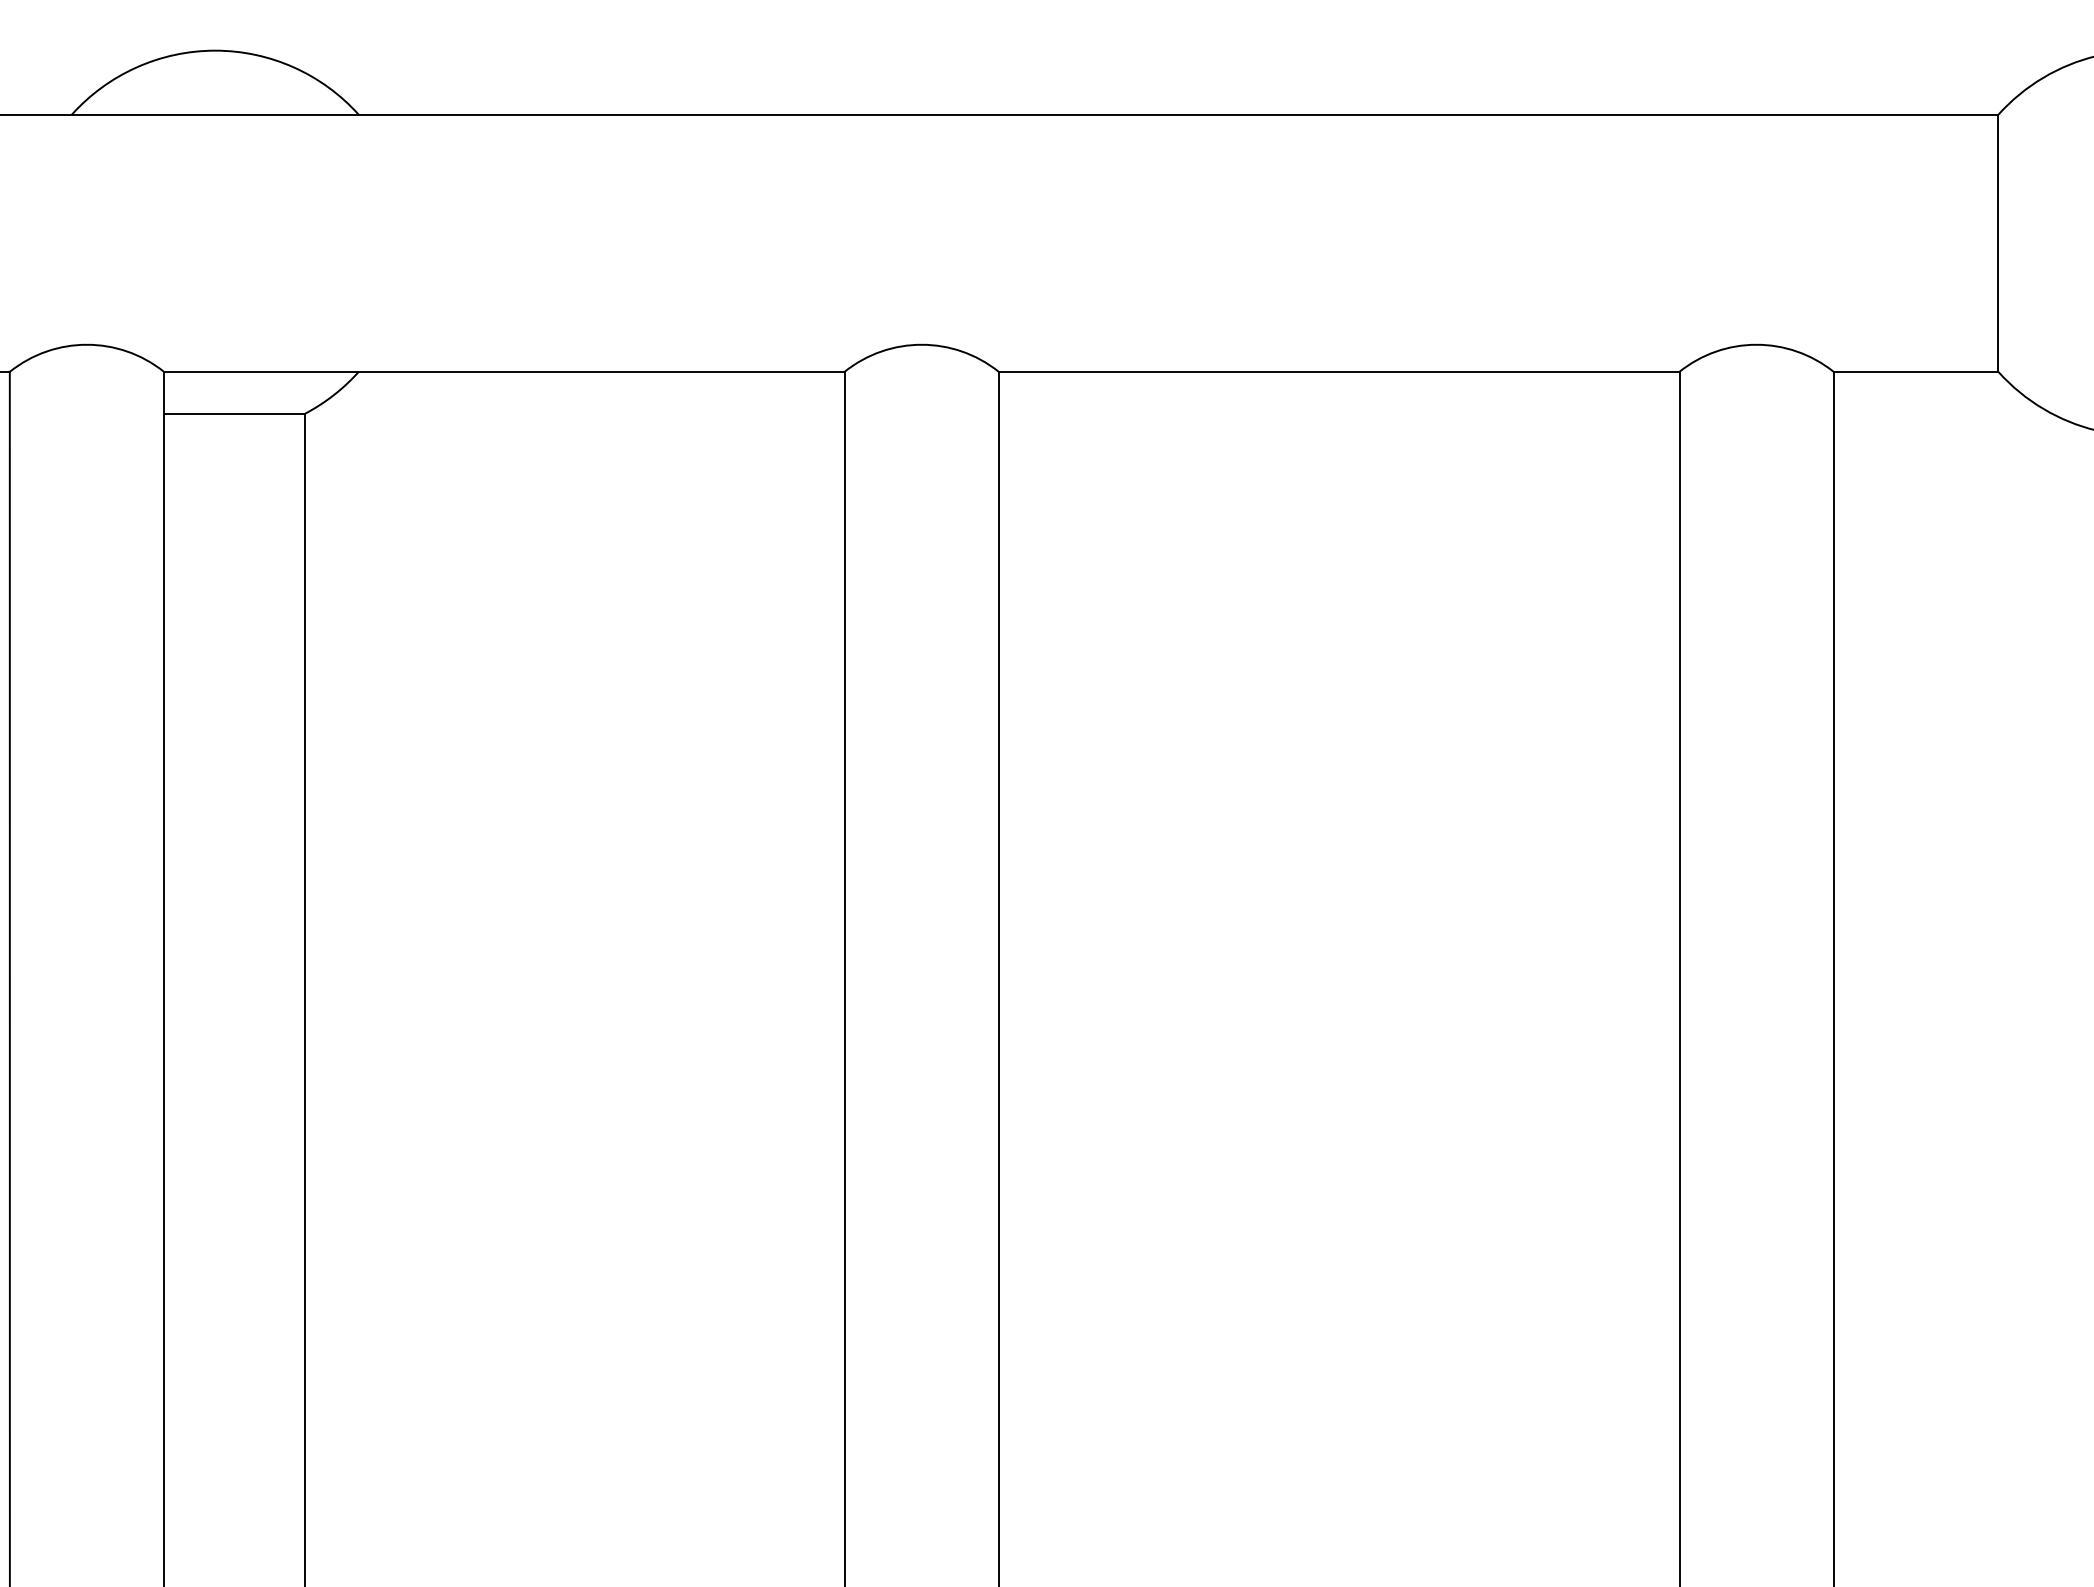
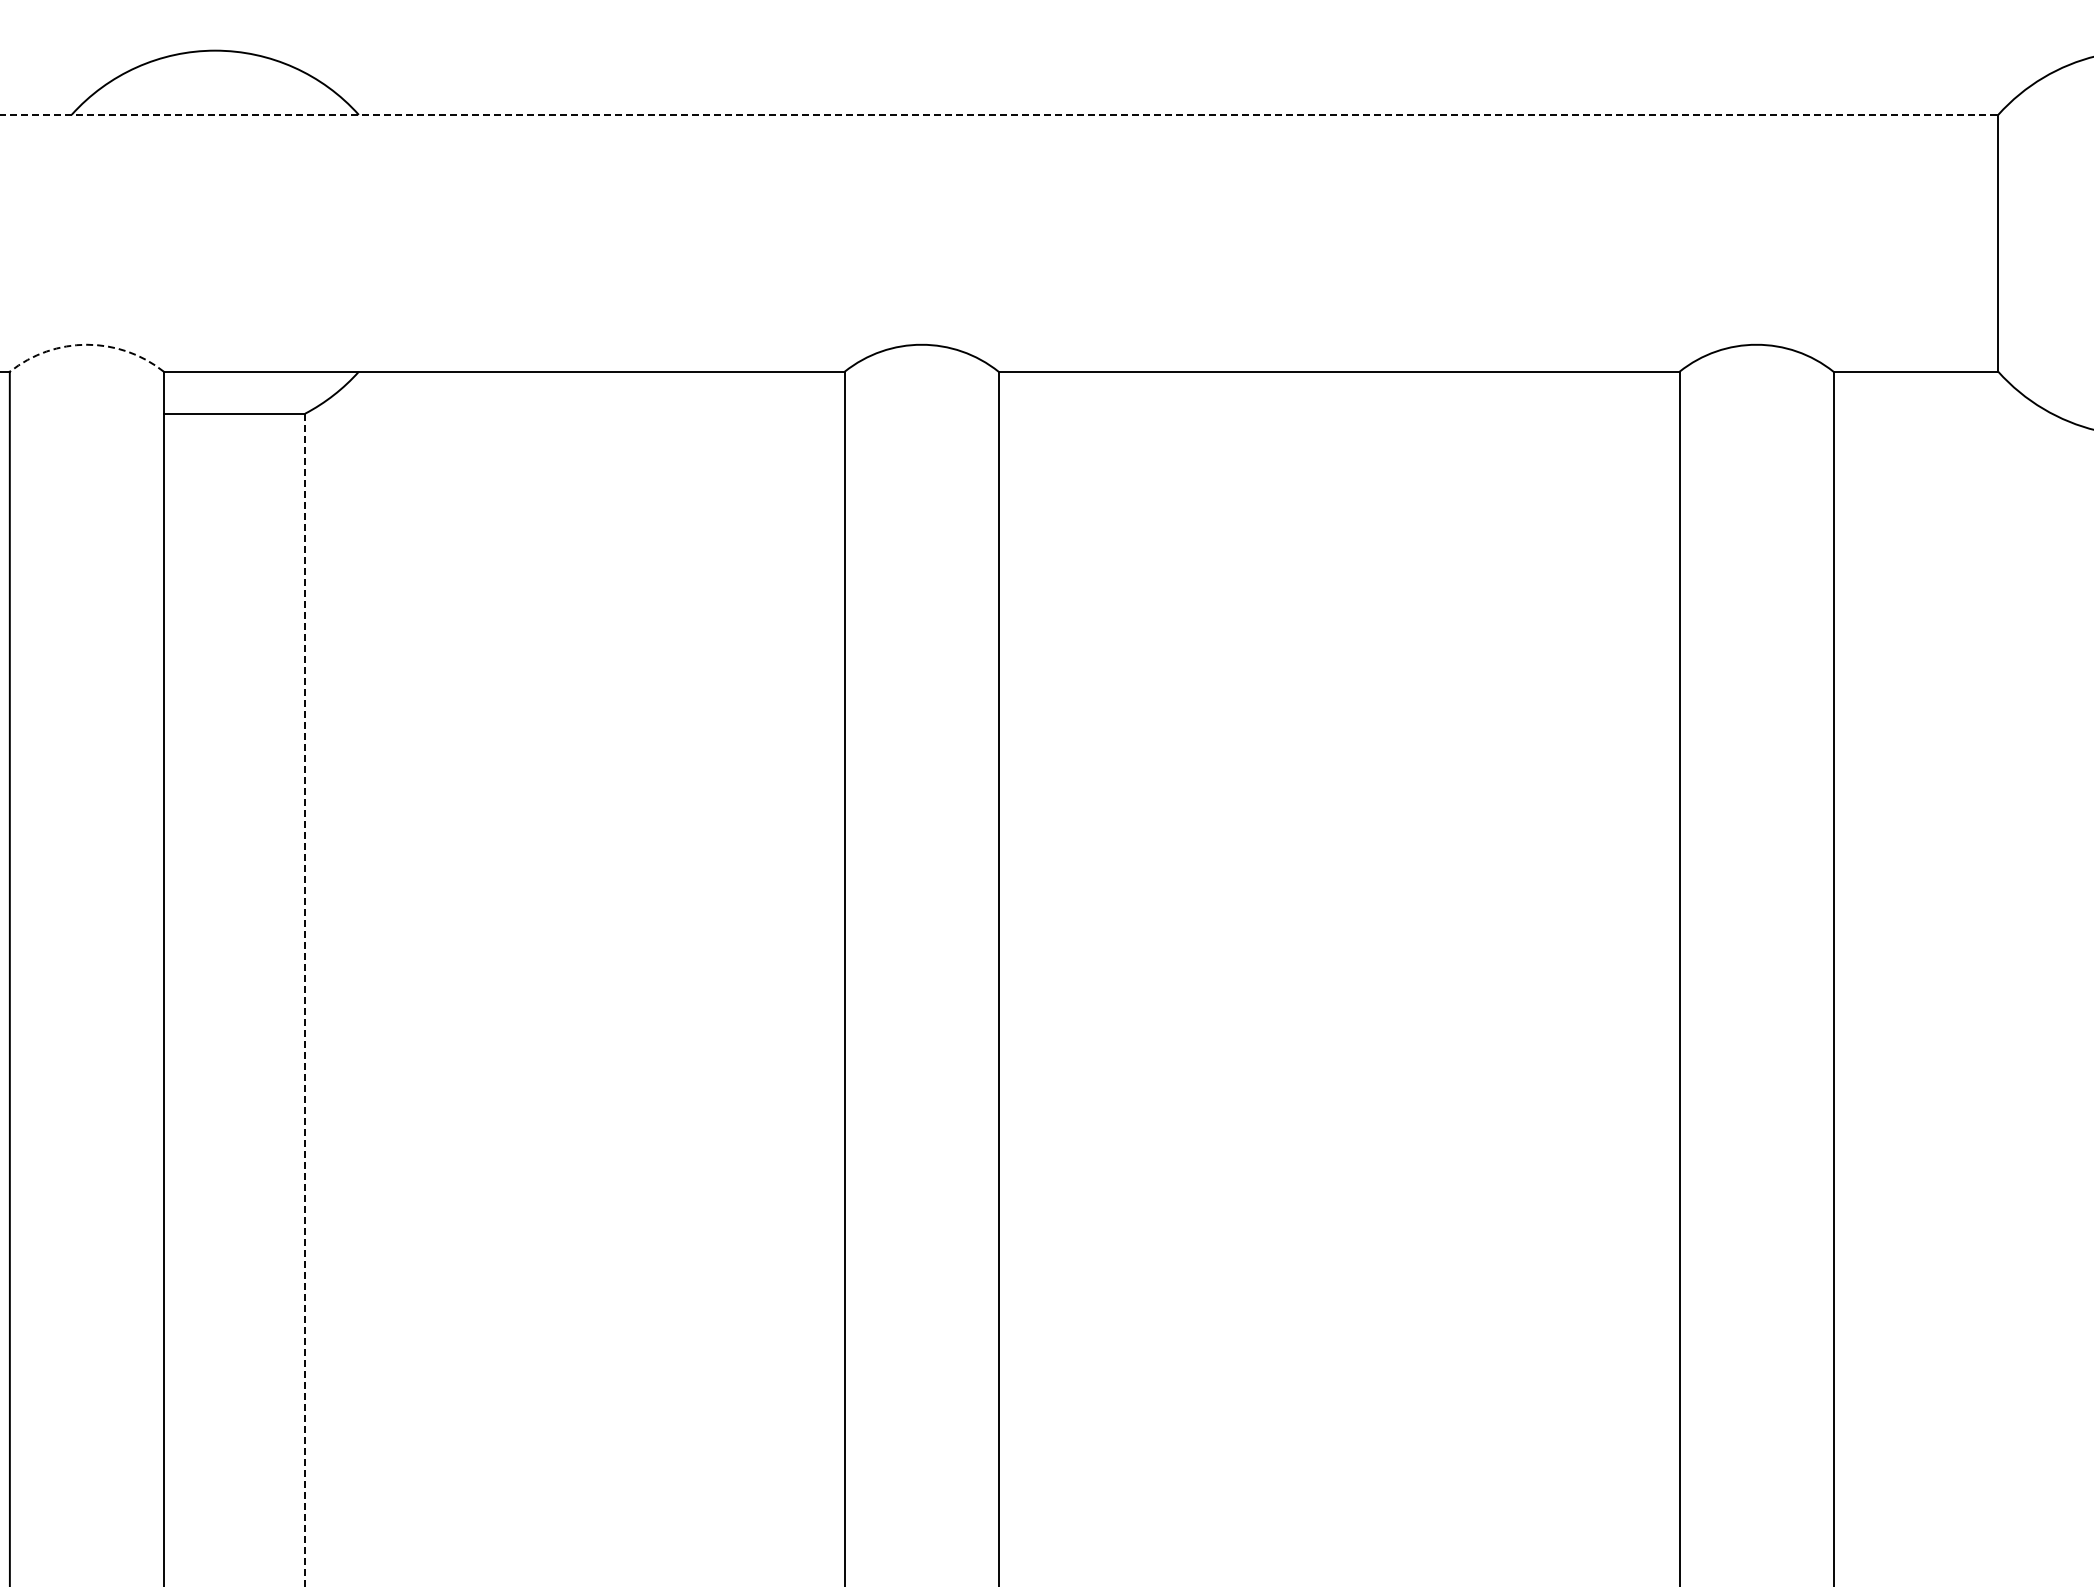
line: solid -> dashed (999, 114)
arc: solid -> dashed (86, 344)
line: solid -> dashed (305, 1000)
